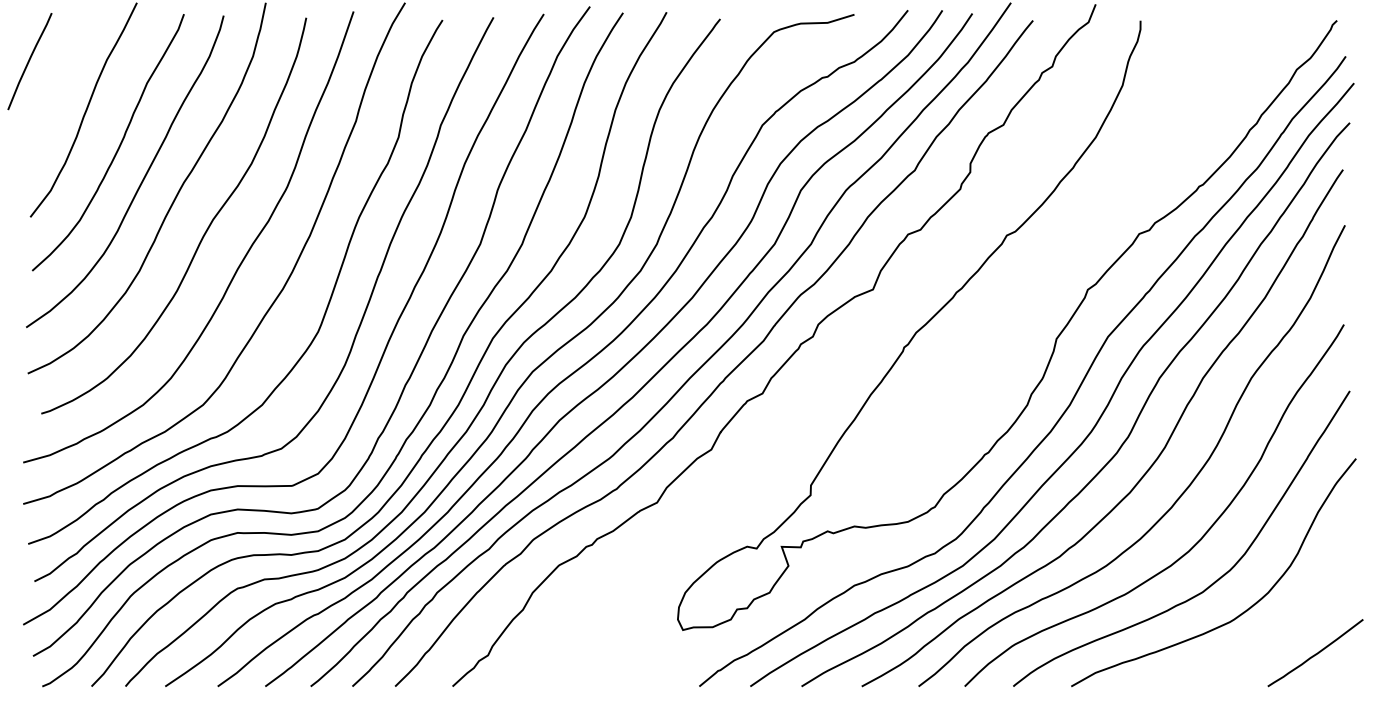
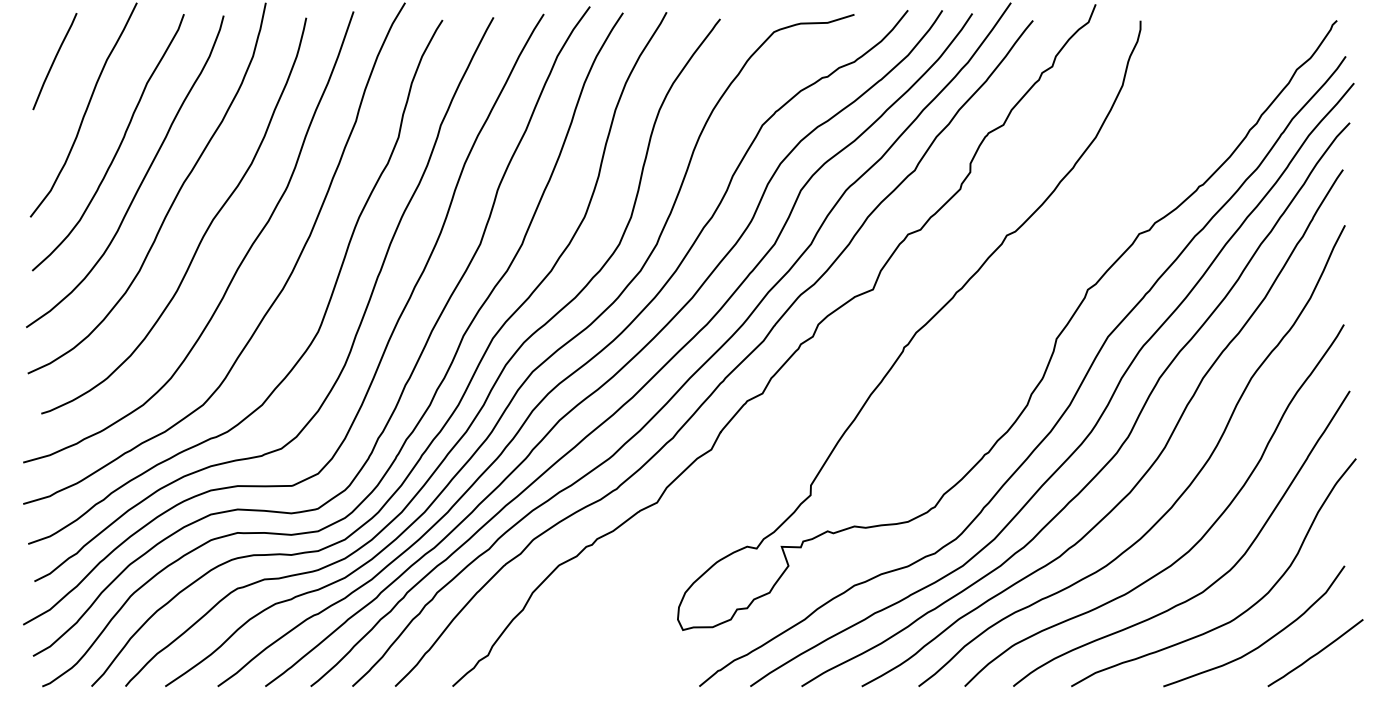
curve position: (29, 61) -> (54, 61) (54, 61)
curve: none -> present (1264, 641)
